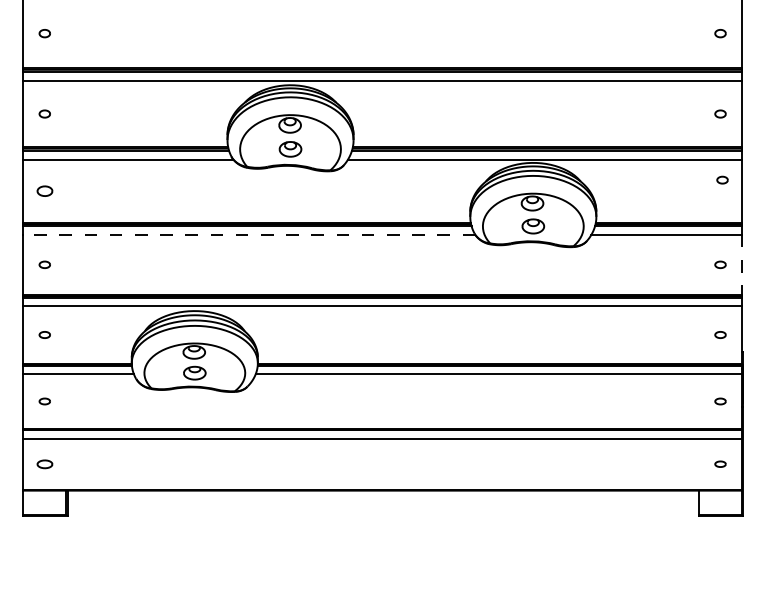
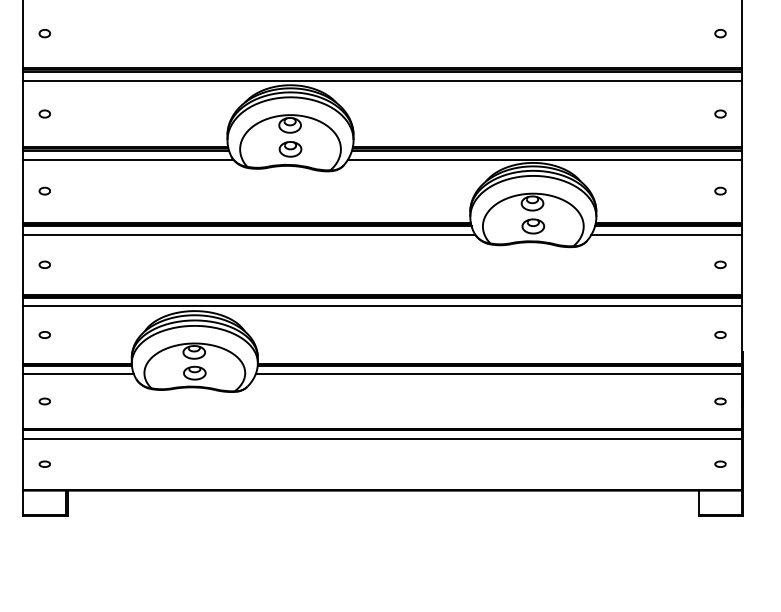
part position: (722, 179) -> (720, 190) (720, 190)
part size: 18x12 px -> 13x10 px (44, 190)
line: dashed -> solid (249, 234)
line: dashed -> solid (741, 265)
part size: 18x11 px -> 13x8 px (44, 463)
